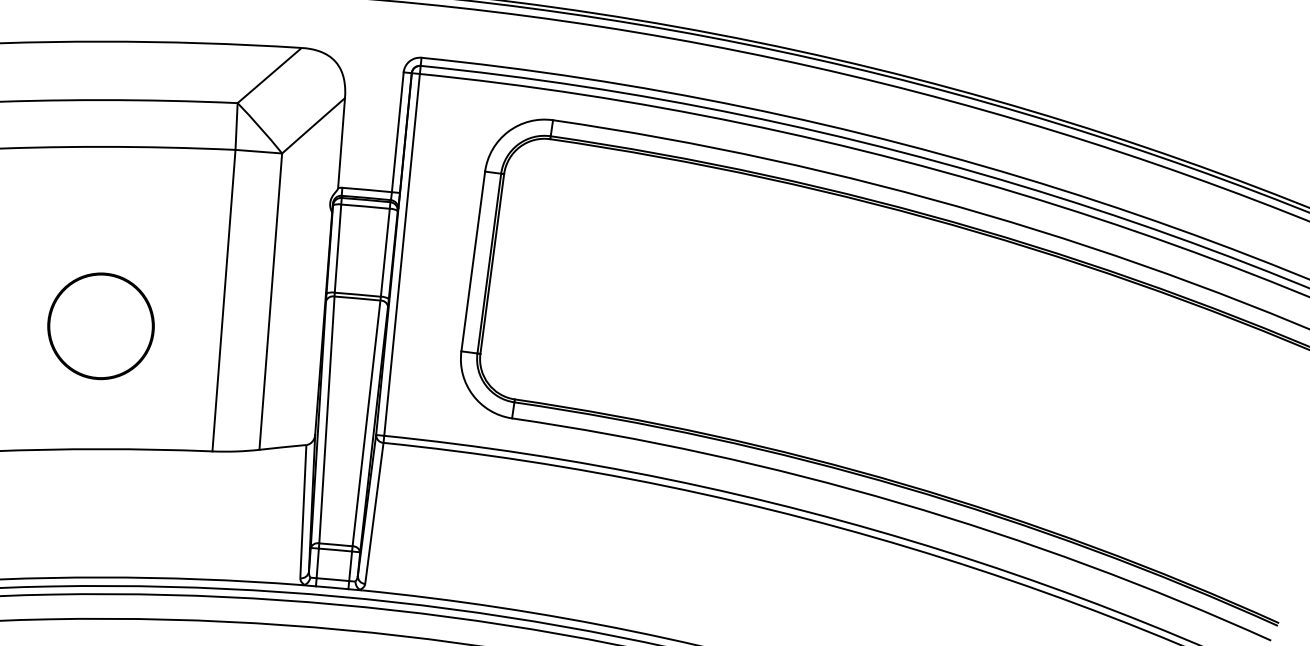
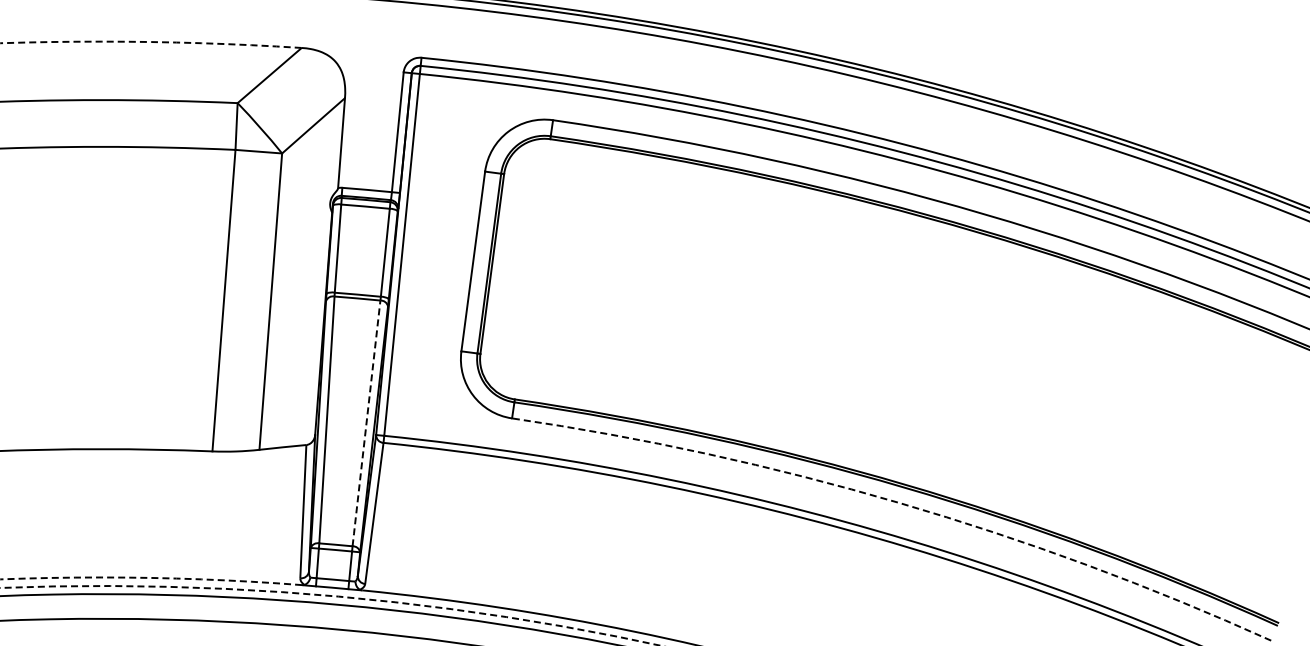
arc: solid -> dashed (151, 42)
part: present -> none (100, 326)
line: solid -> dashed (366, 424)
arc: solid -> dashed (899, 502)
arc: solid -> dashed (151, 577)
arc: solid -> dashed (334, 596)
